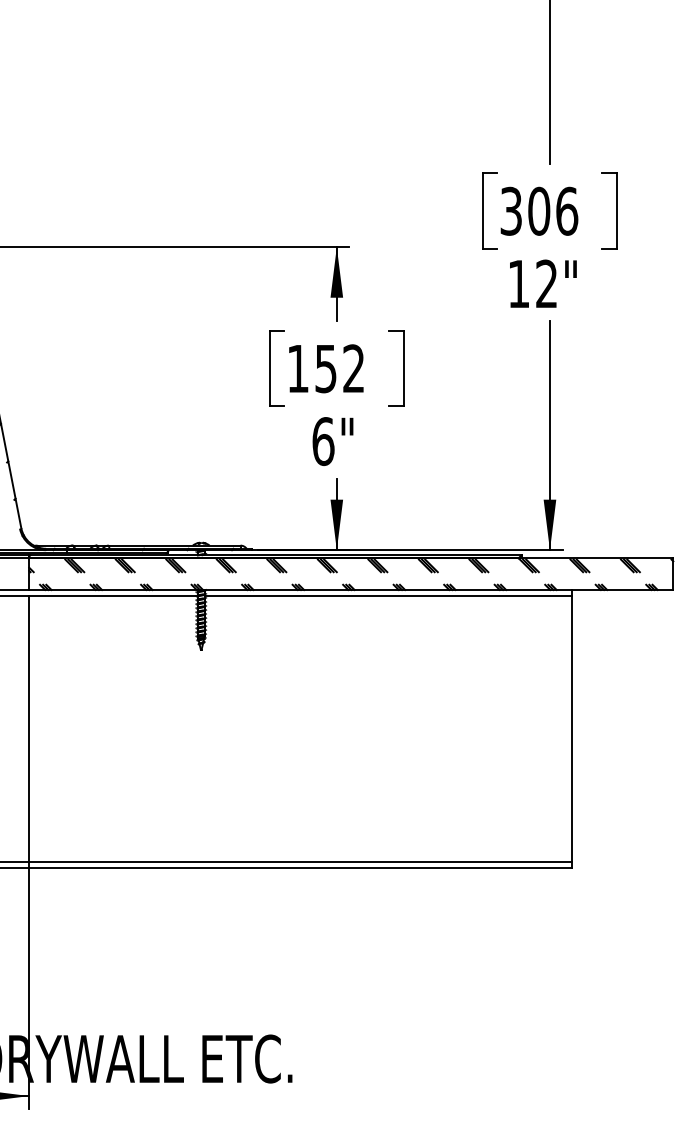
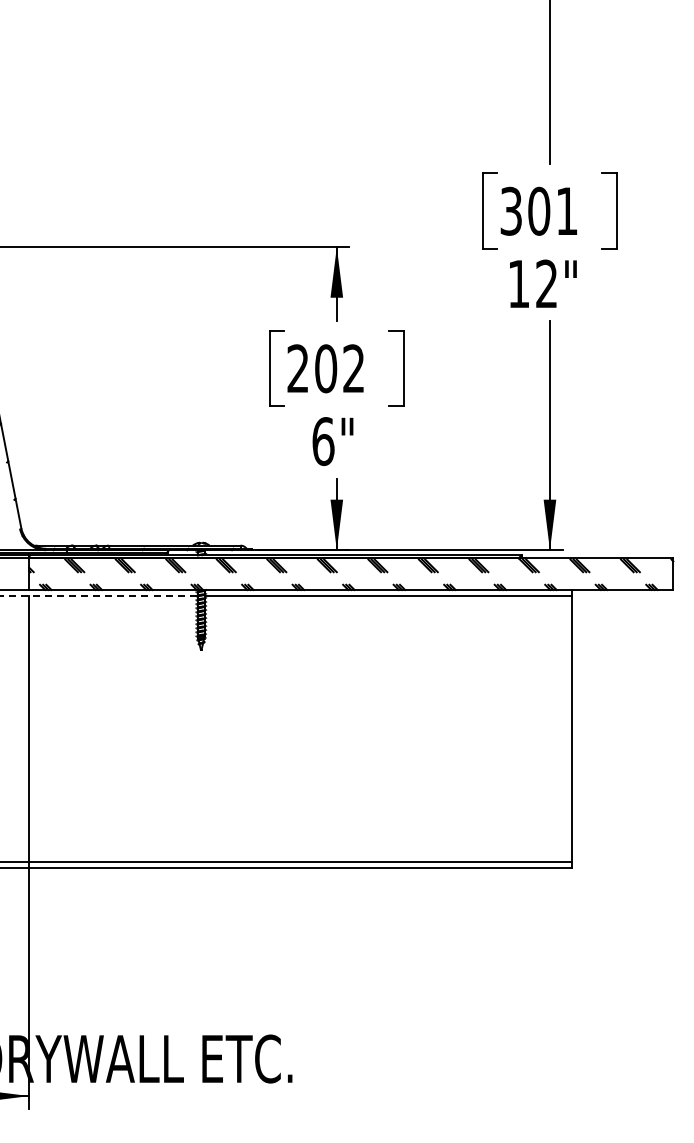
text: 306 -> 301 (567, 210)
text: 152 -> 202 (312, 368)
line: solid -> dashed (97, 596)
